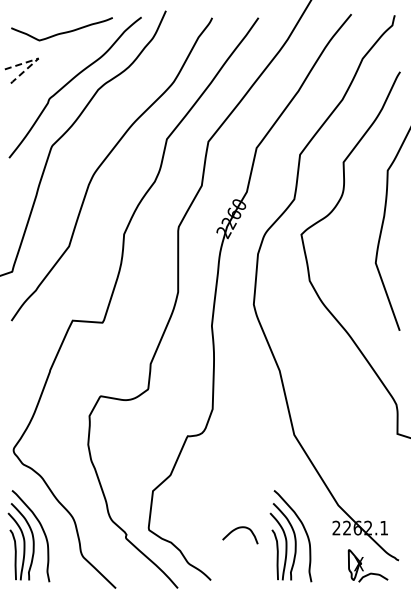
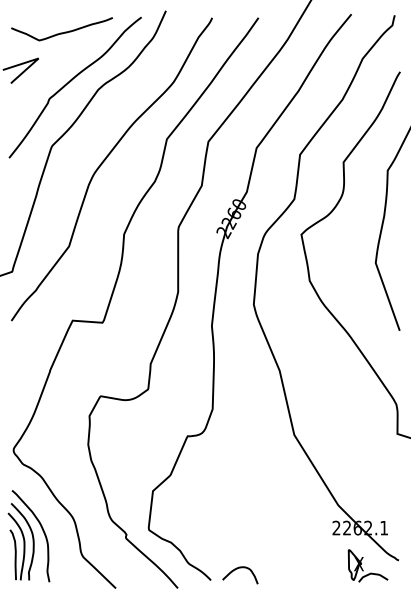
line: dashed -> solid (38, 58)
curve position: (237, 529) -> (237, 569) (237, 569)
part: present -> none (290, 536)
